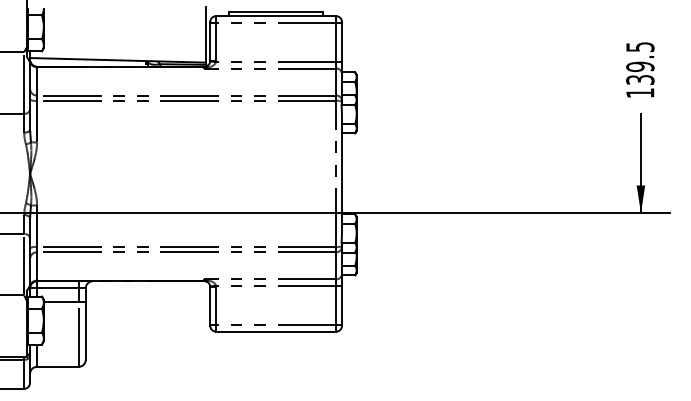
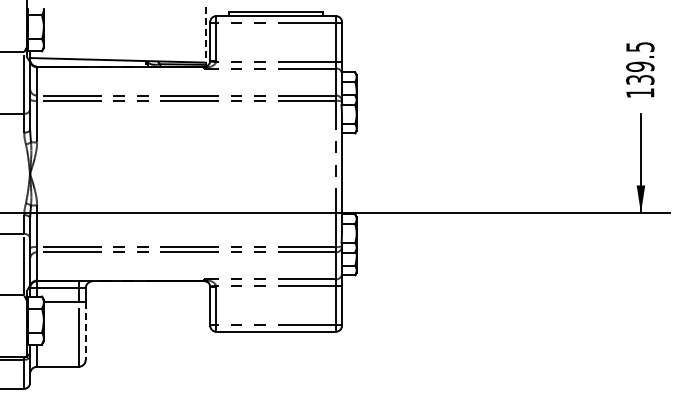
line: solid -> dashed (205, 34)
line: solid -> dashed (85, 331)
